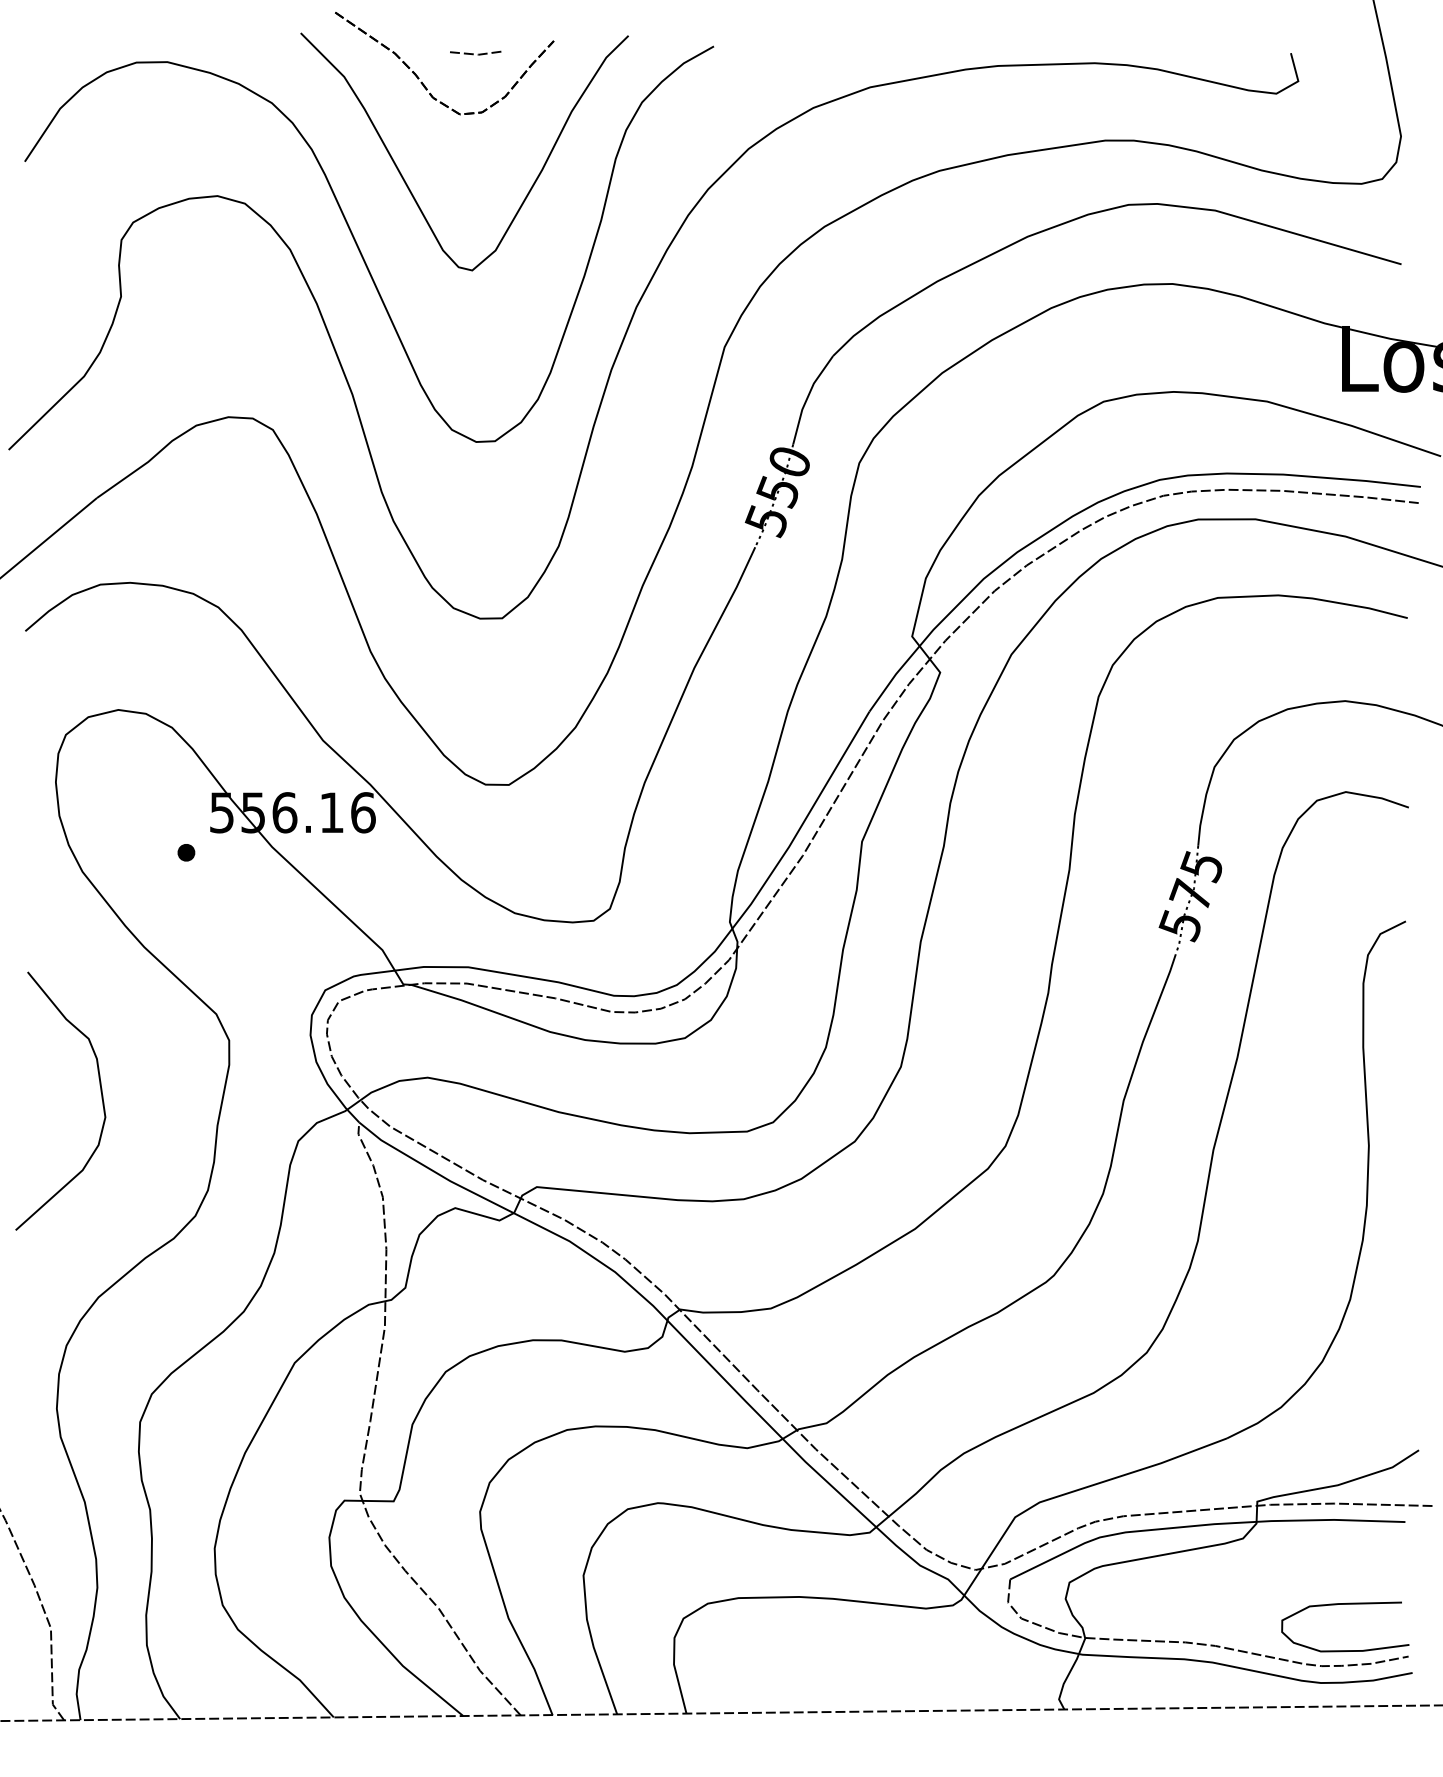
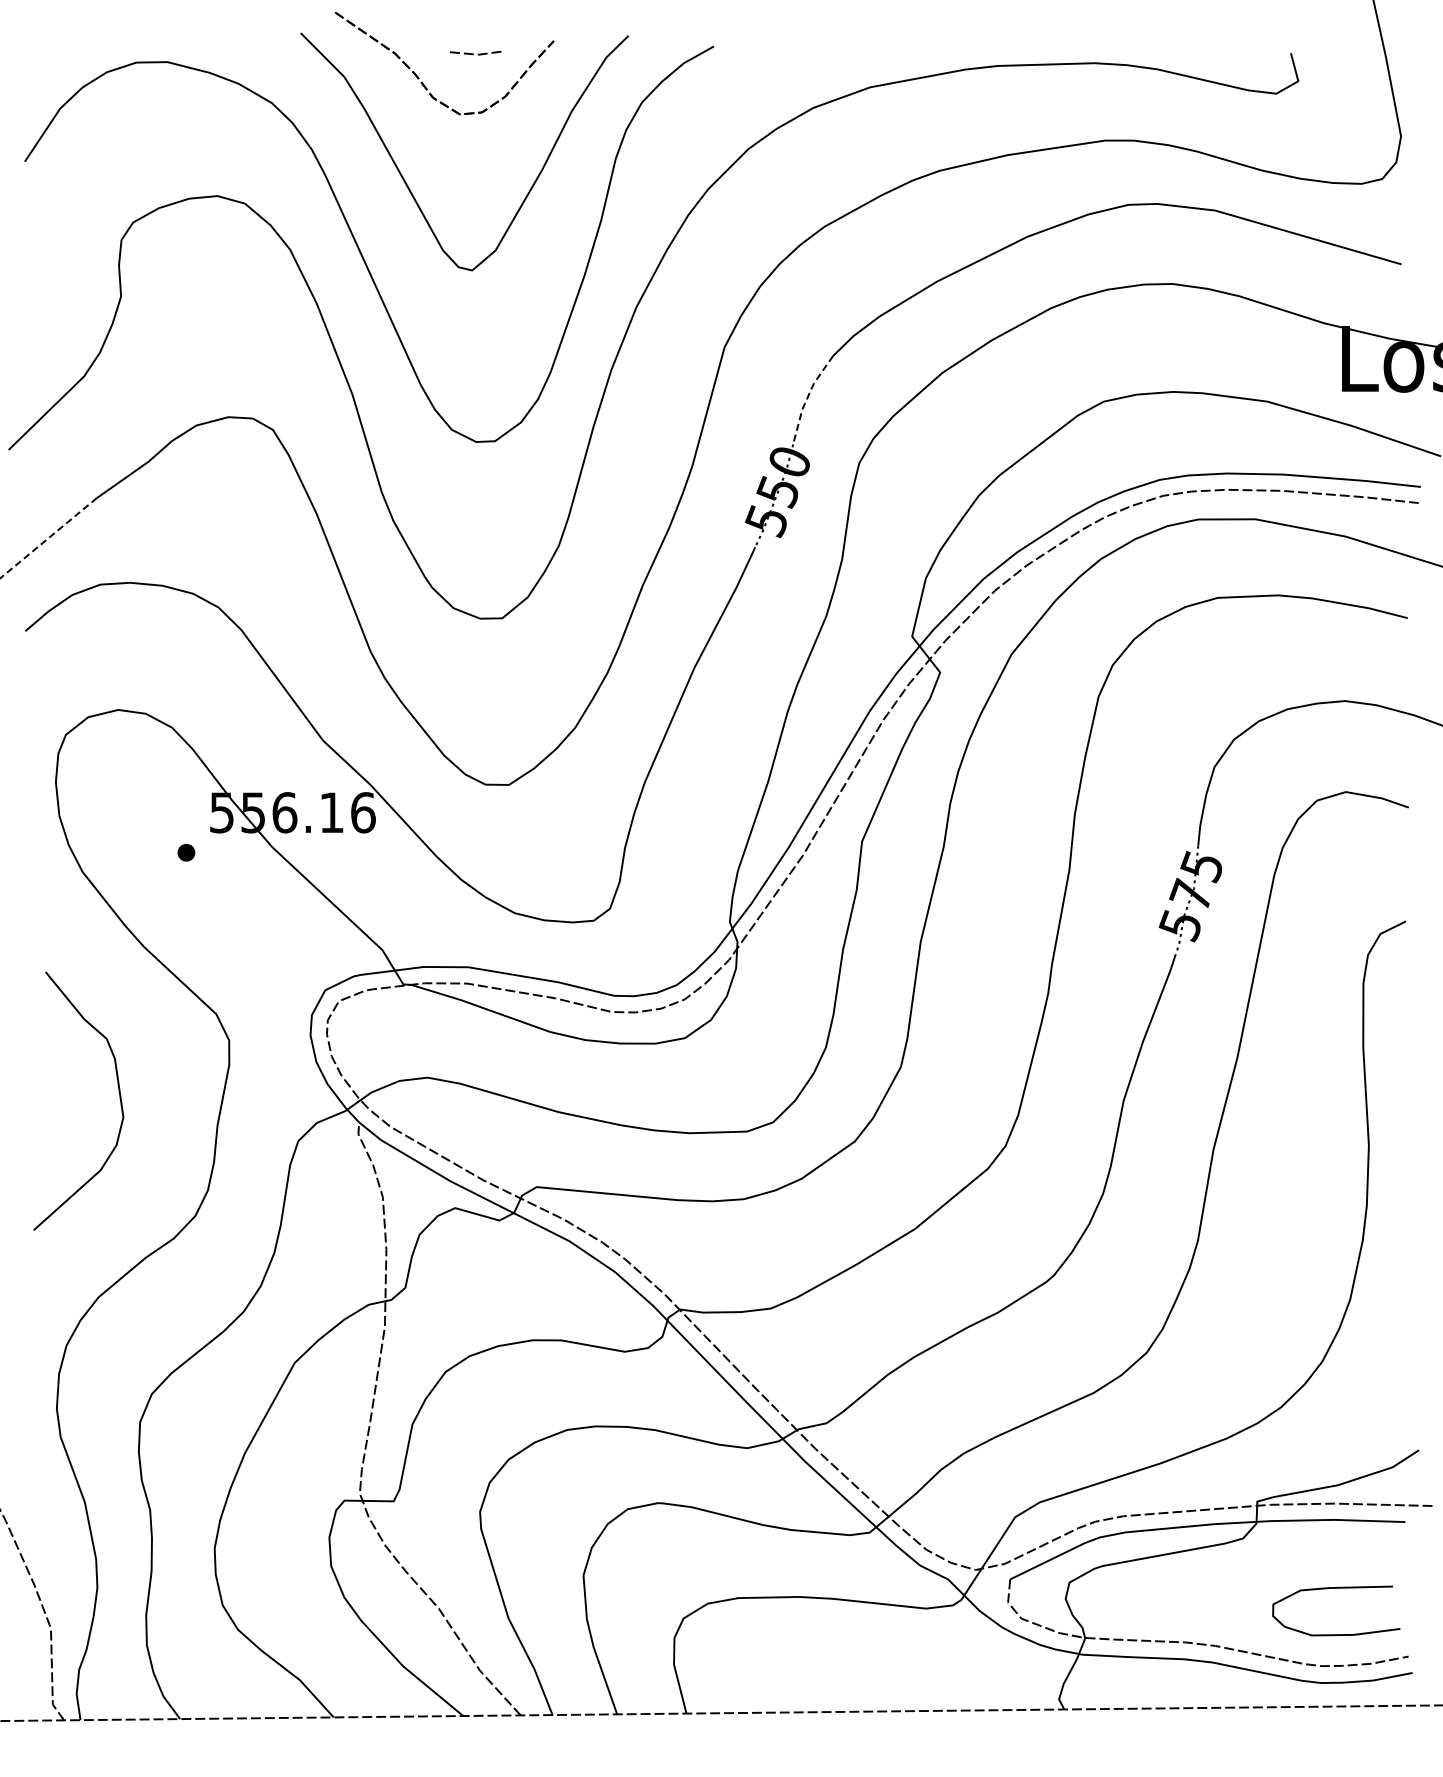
line: solid -> dashed (807, 397)
line: solid -> dashed (48, 538)
curve position: (100, 1092) -> (118, 1092) (118, 1092)
curve position: (1345, 1604) -> (1336, 1588) (1336, 1588)
